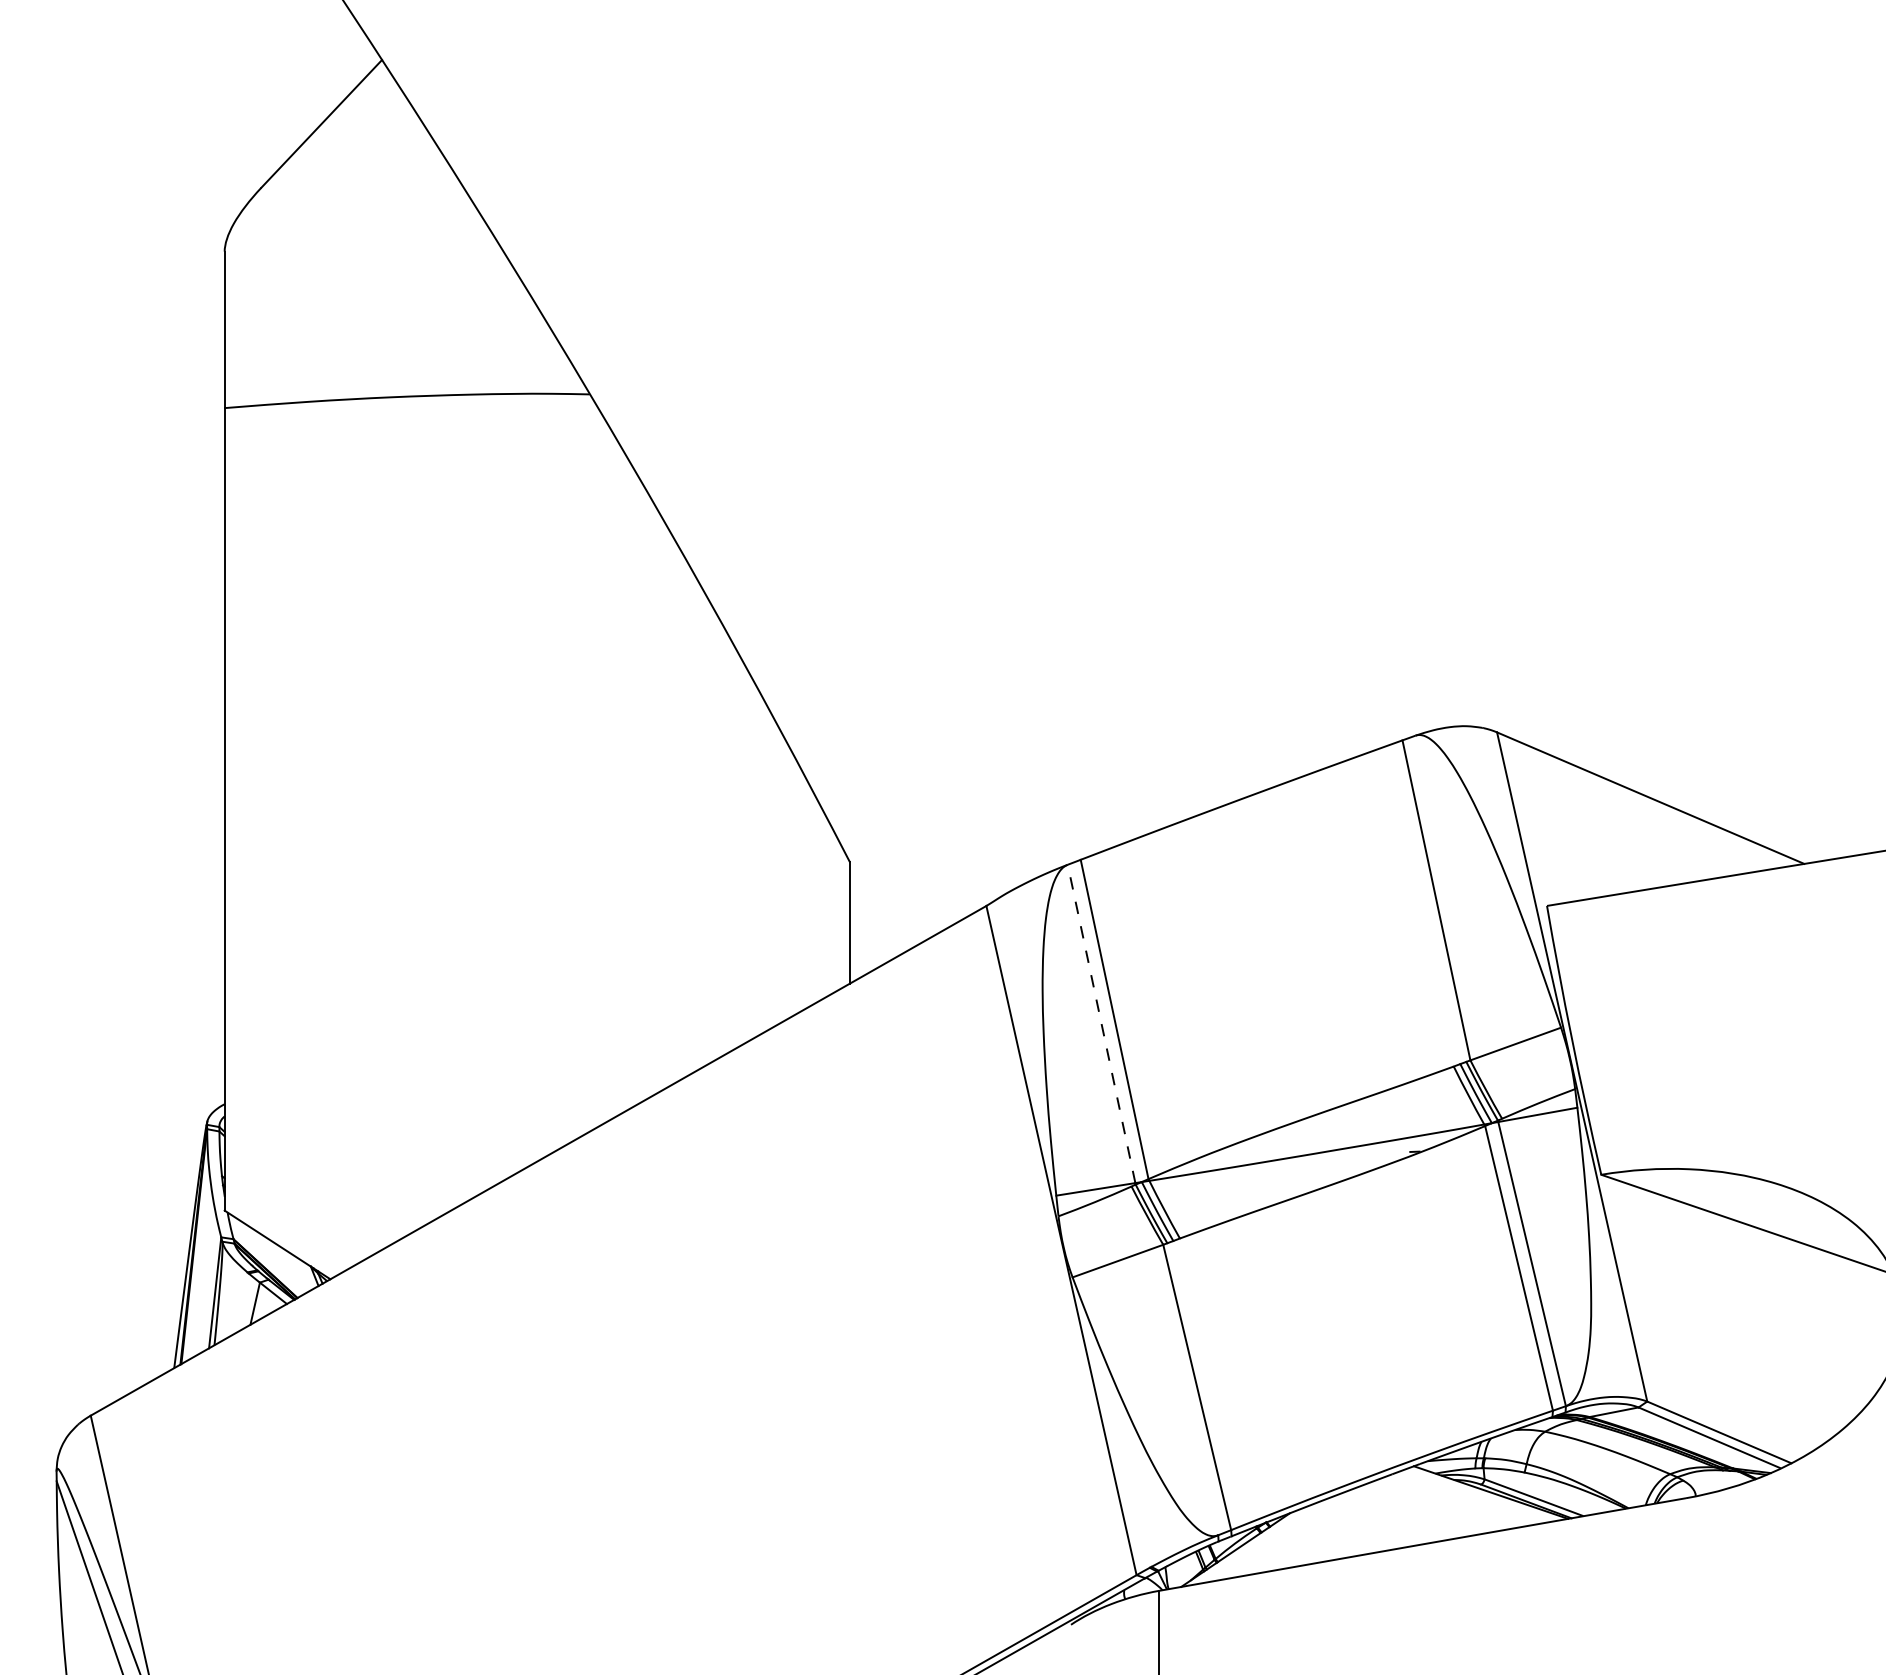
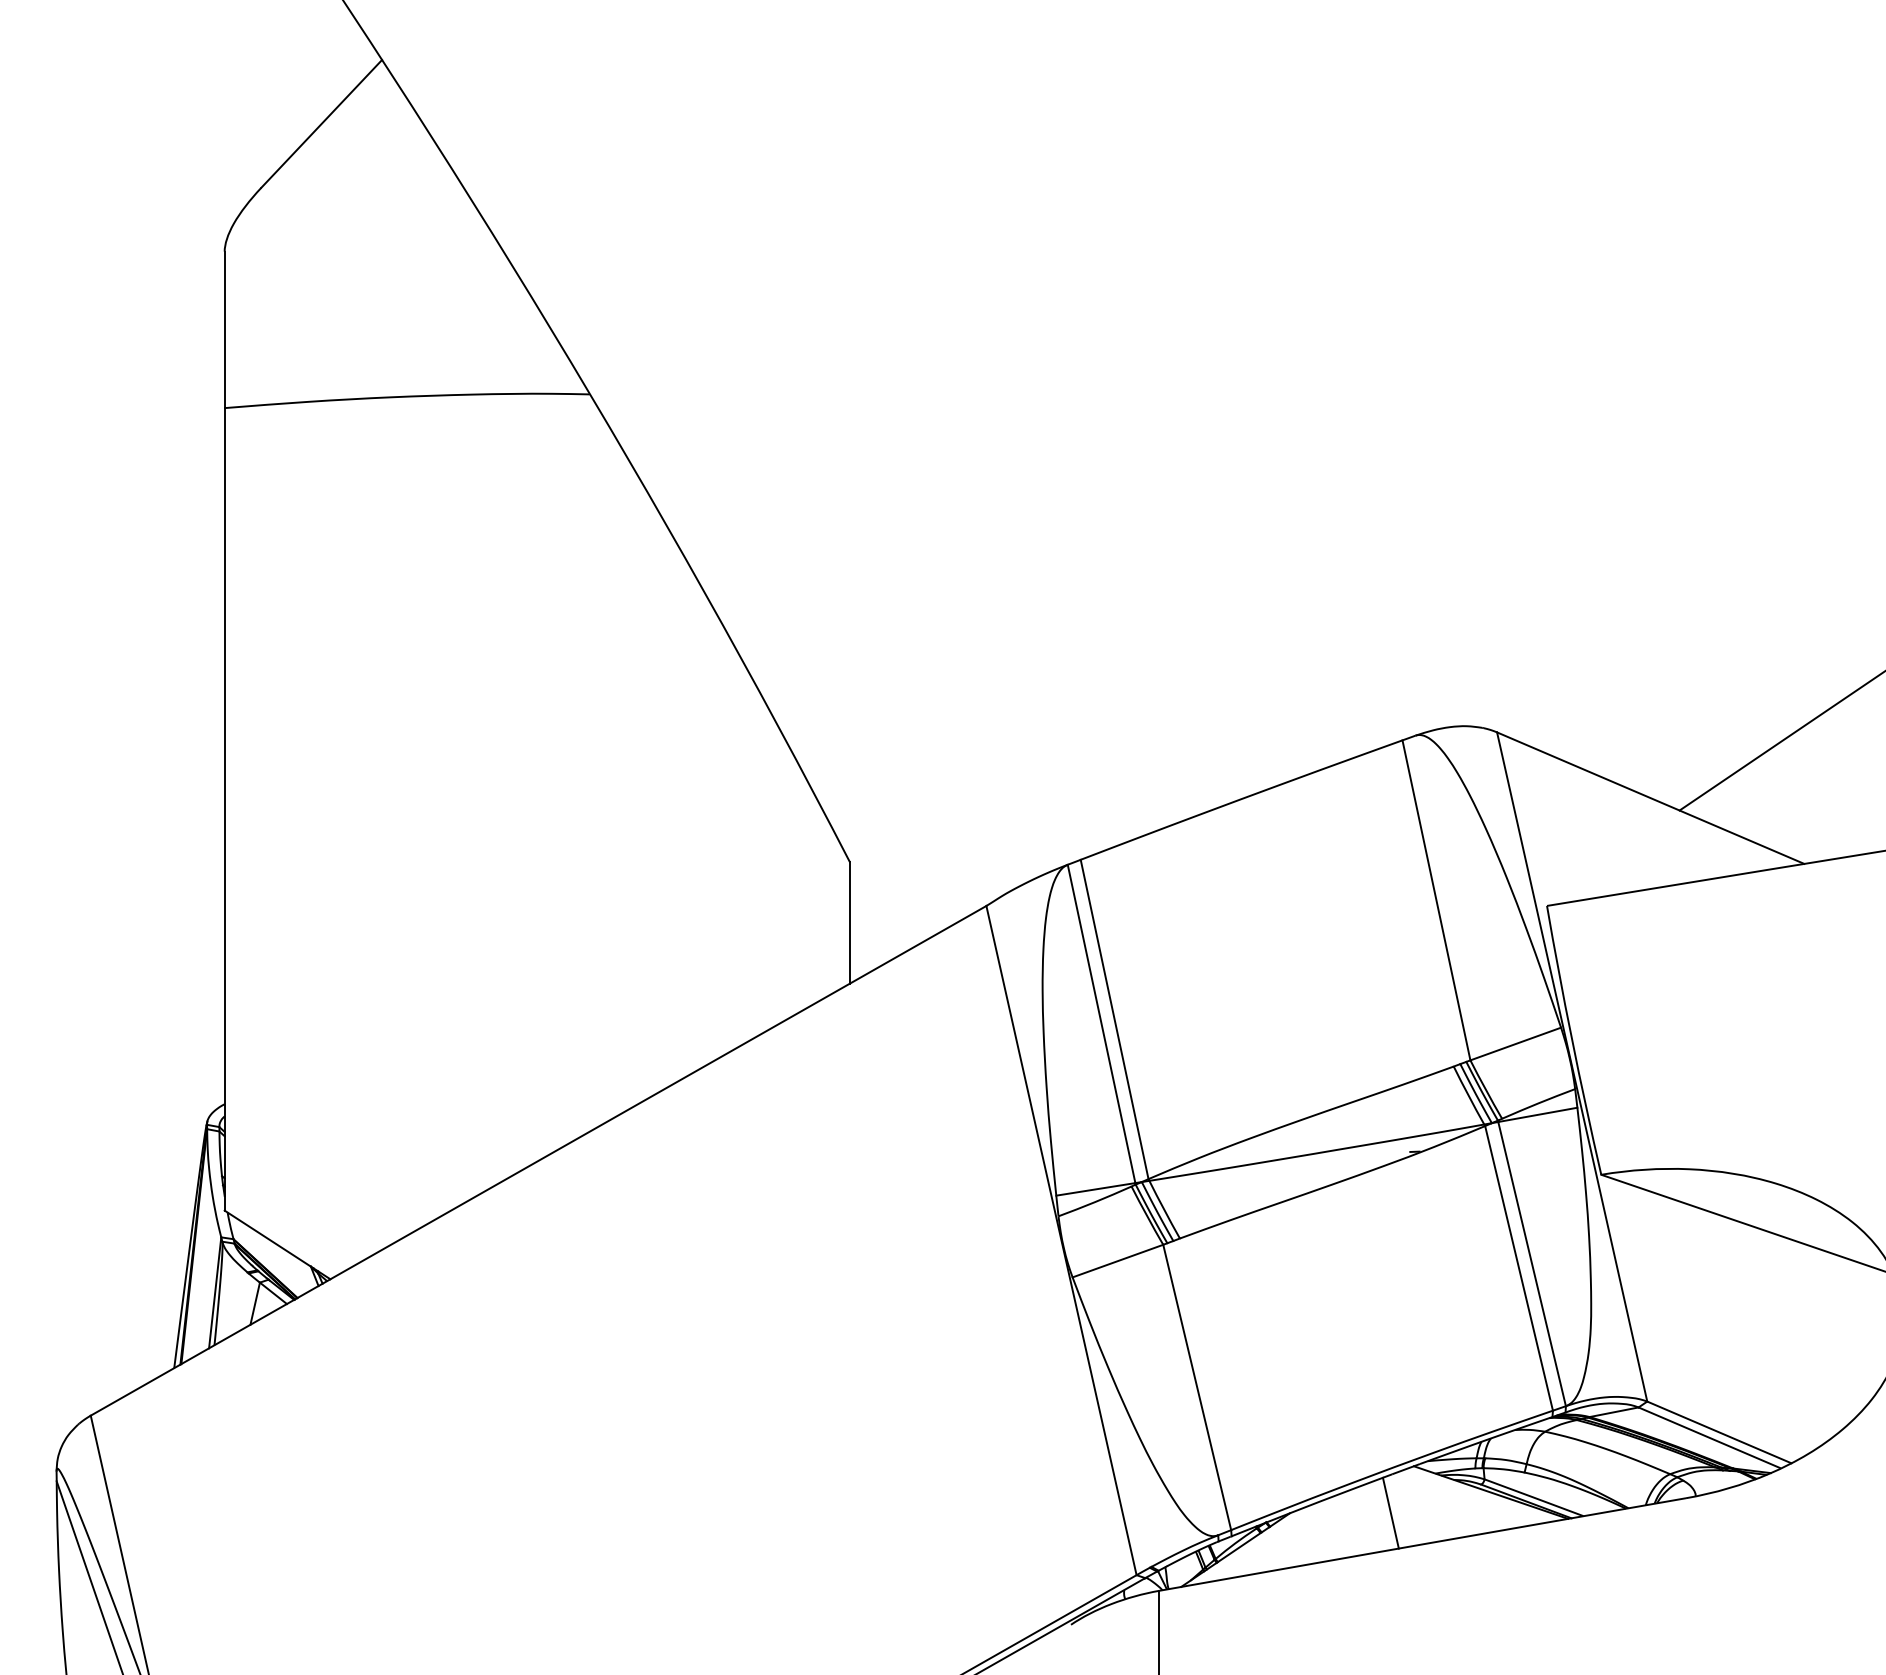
line: none -> present (1780, 741)
line: dashed -> solid (1101, 1023)
line: none -> present (1390, 1512)
